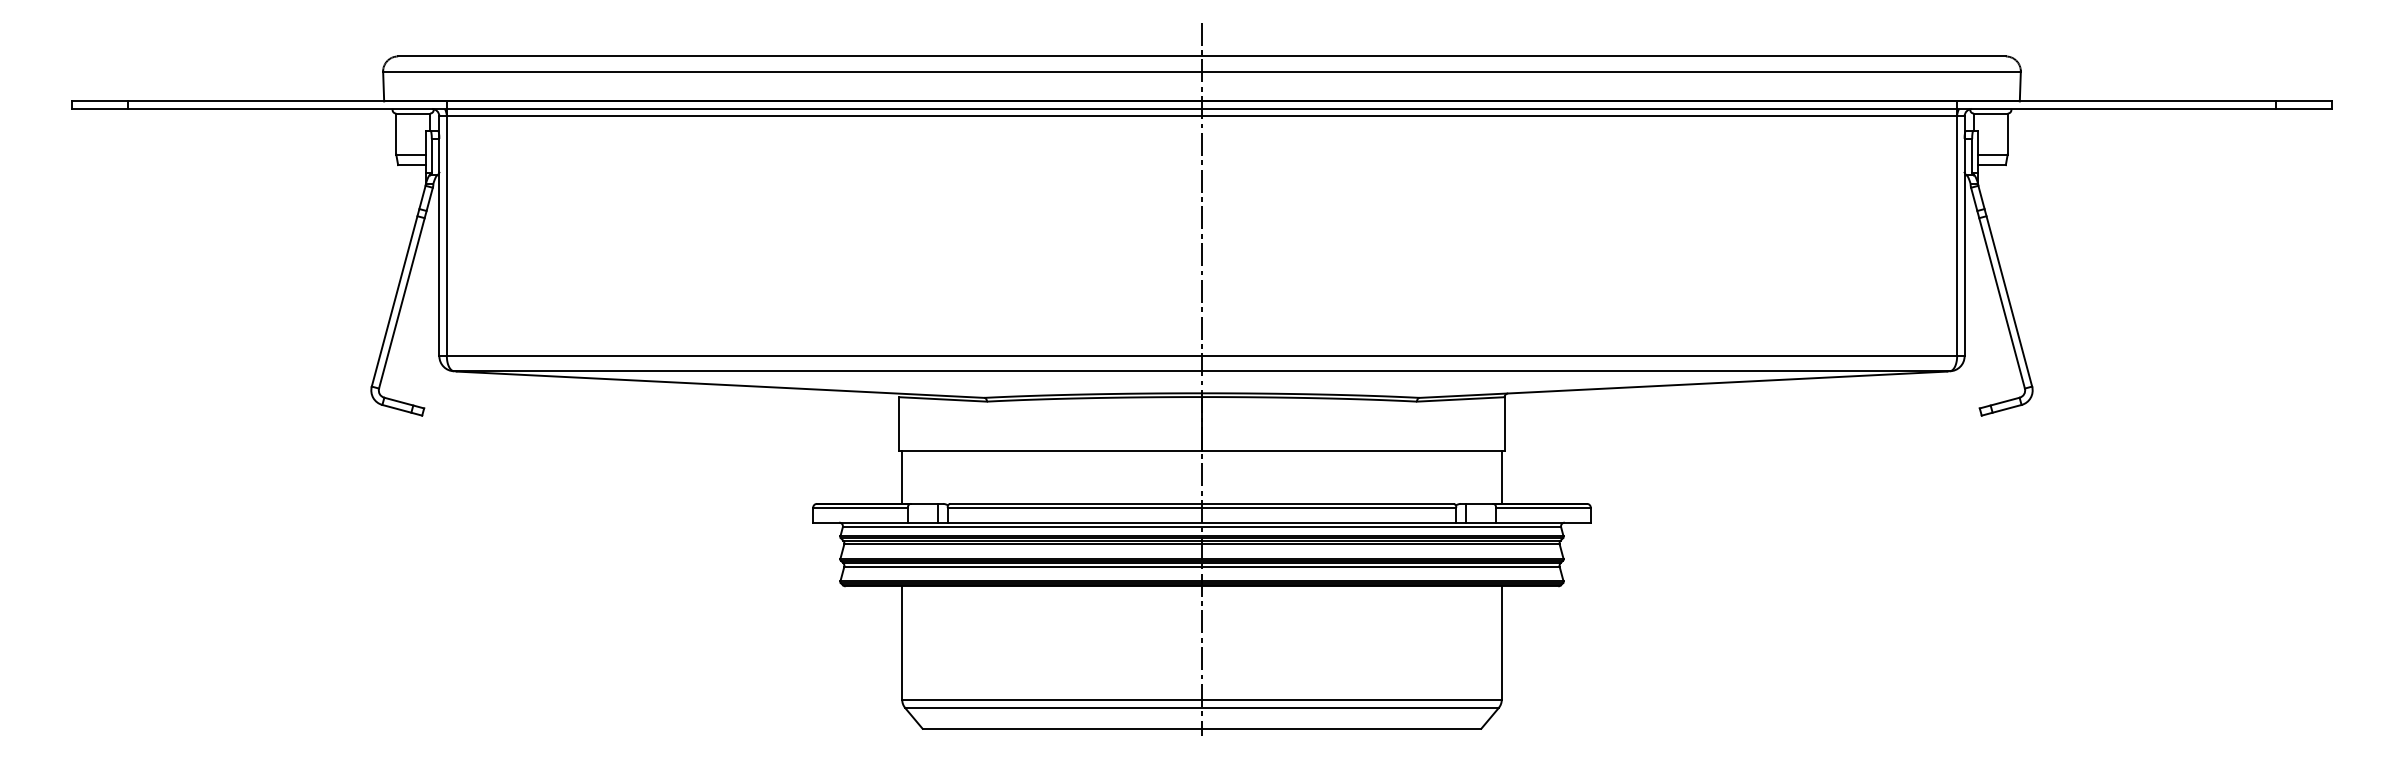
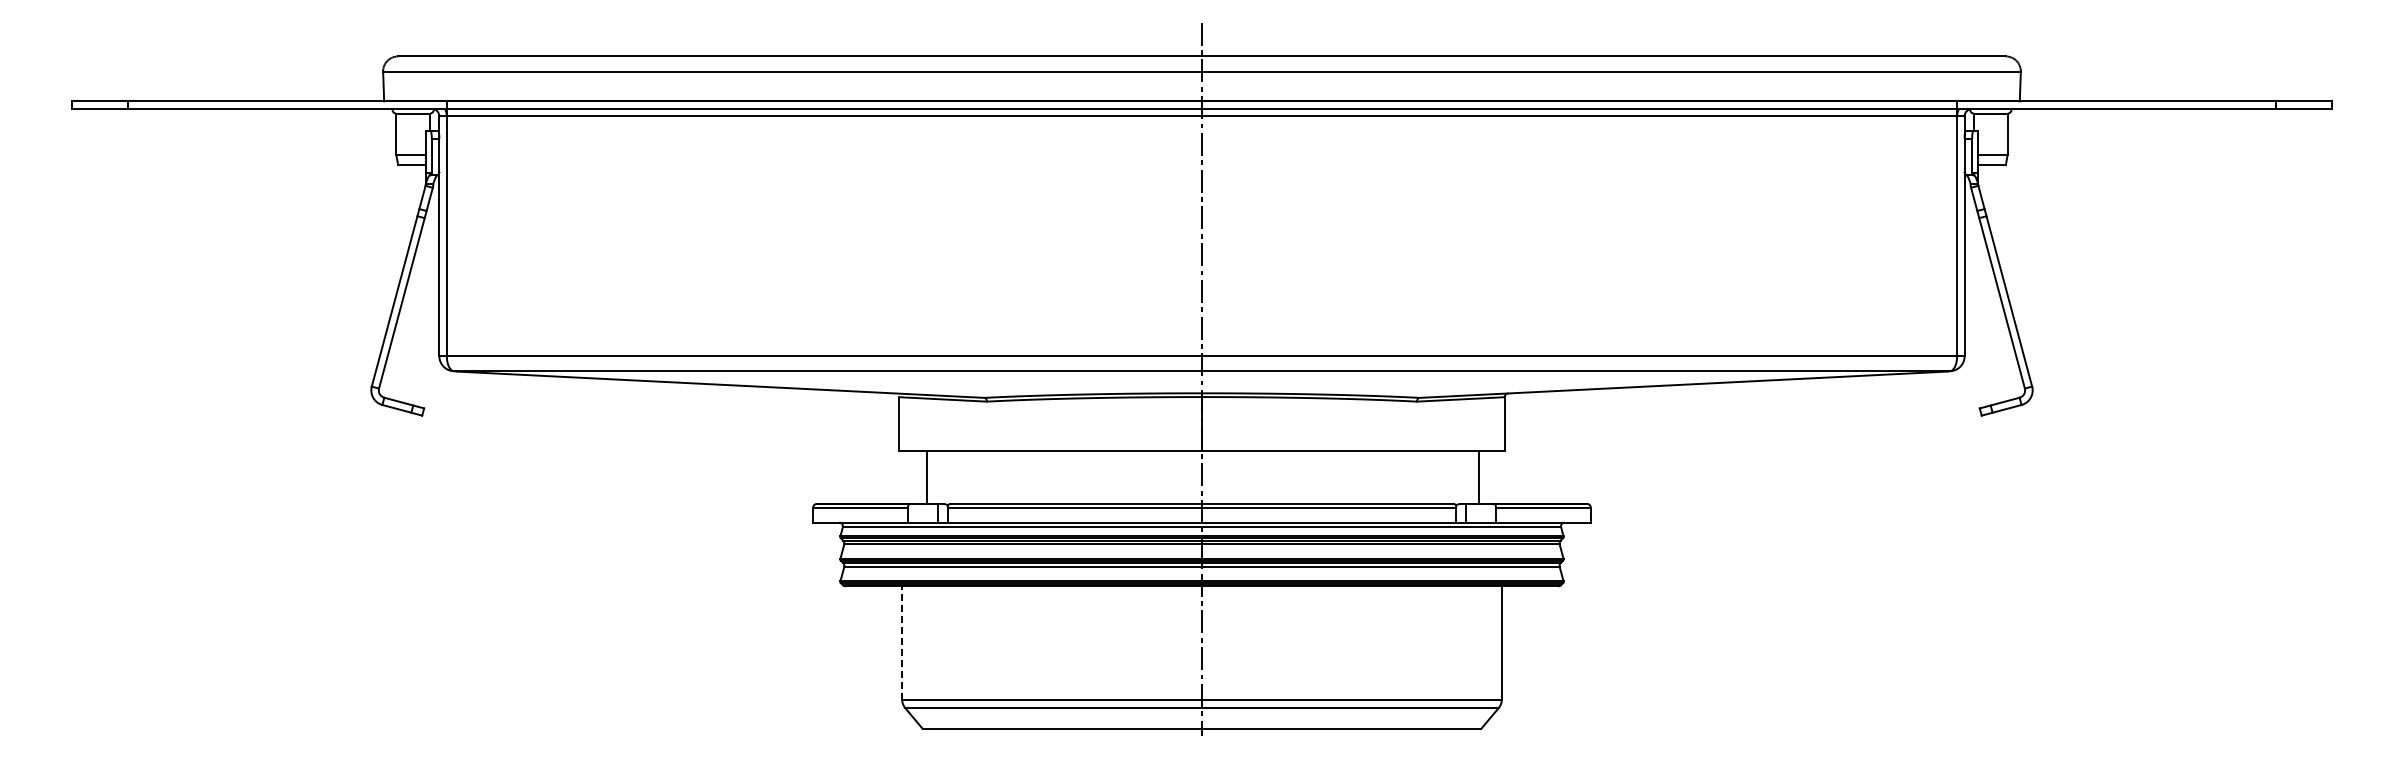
line position: (902, 477) -> (927, 477) (927, 477)
line position: (1501, 477) -> (1478, 477) (1478, 477)
line: solid -> dashed (902, 643)
